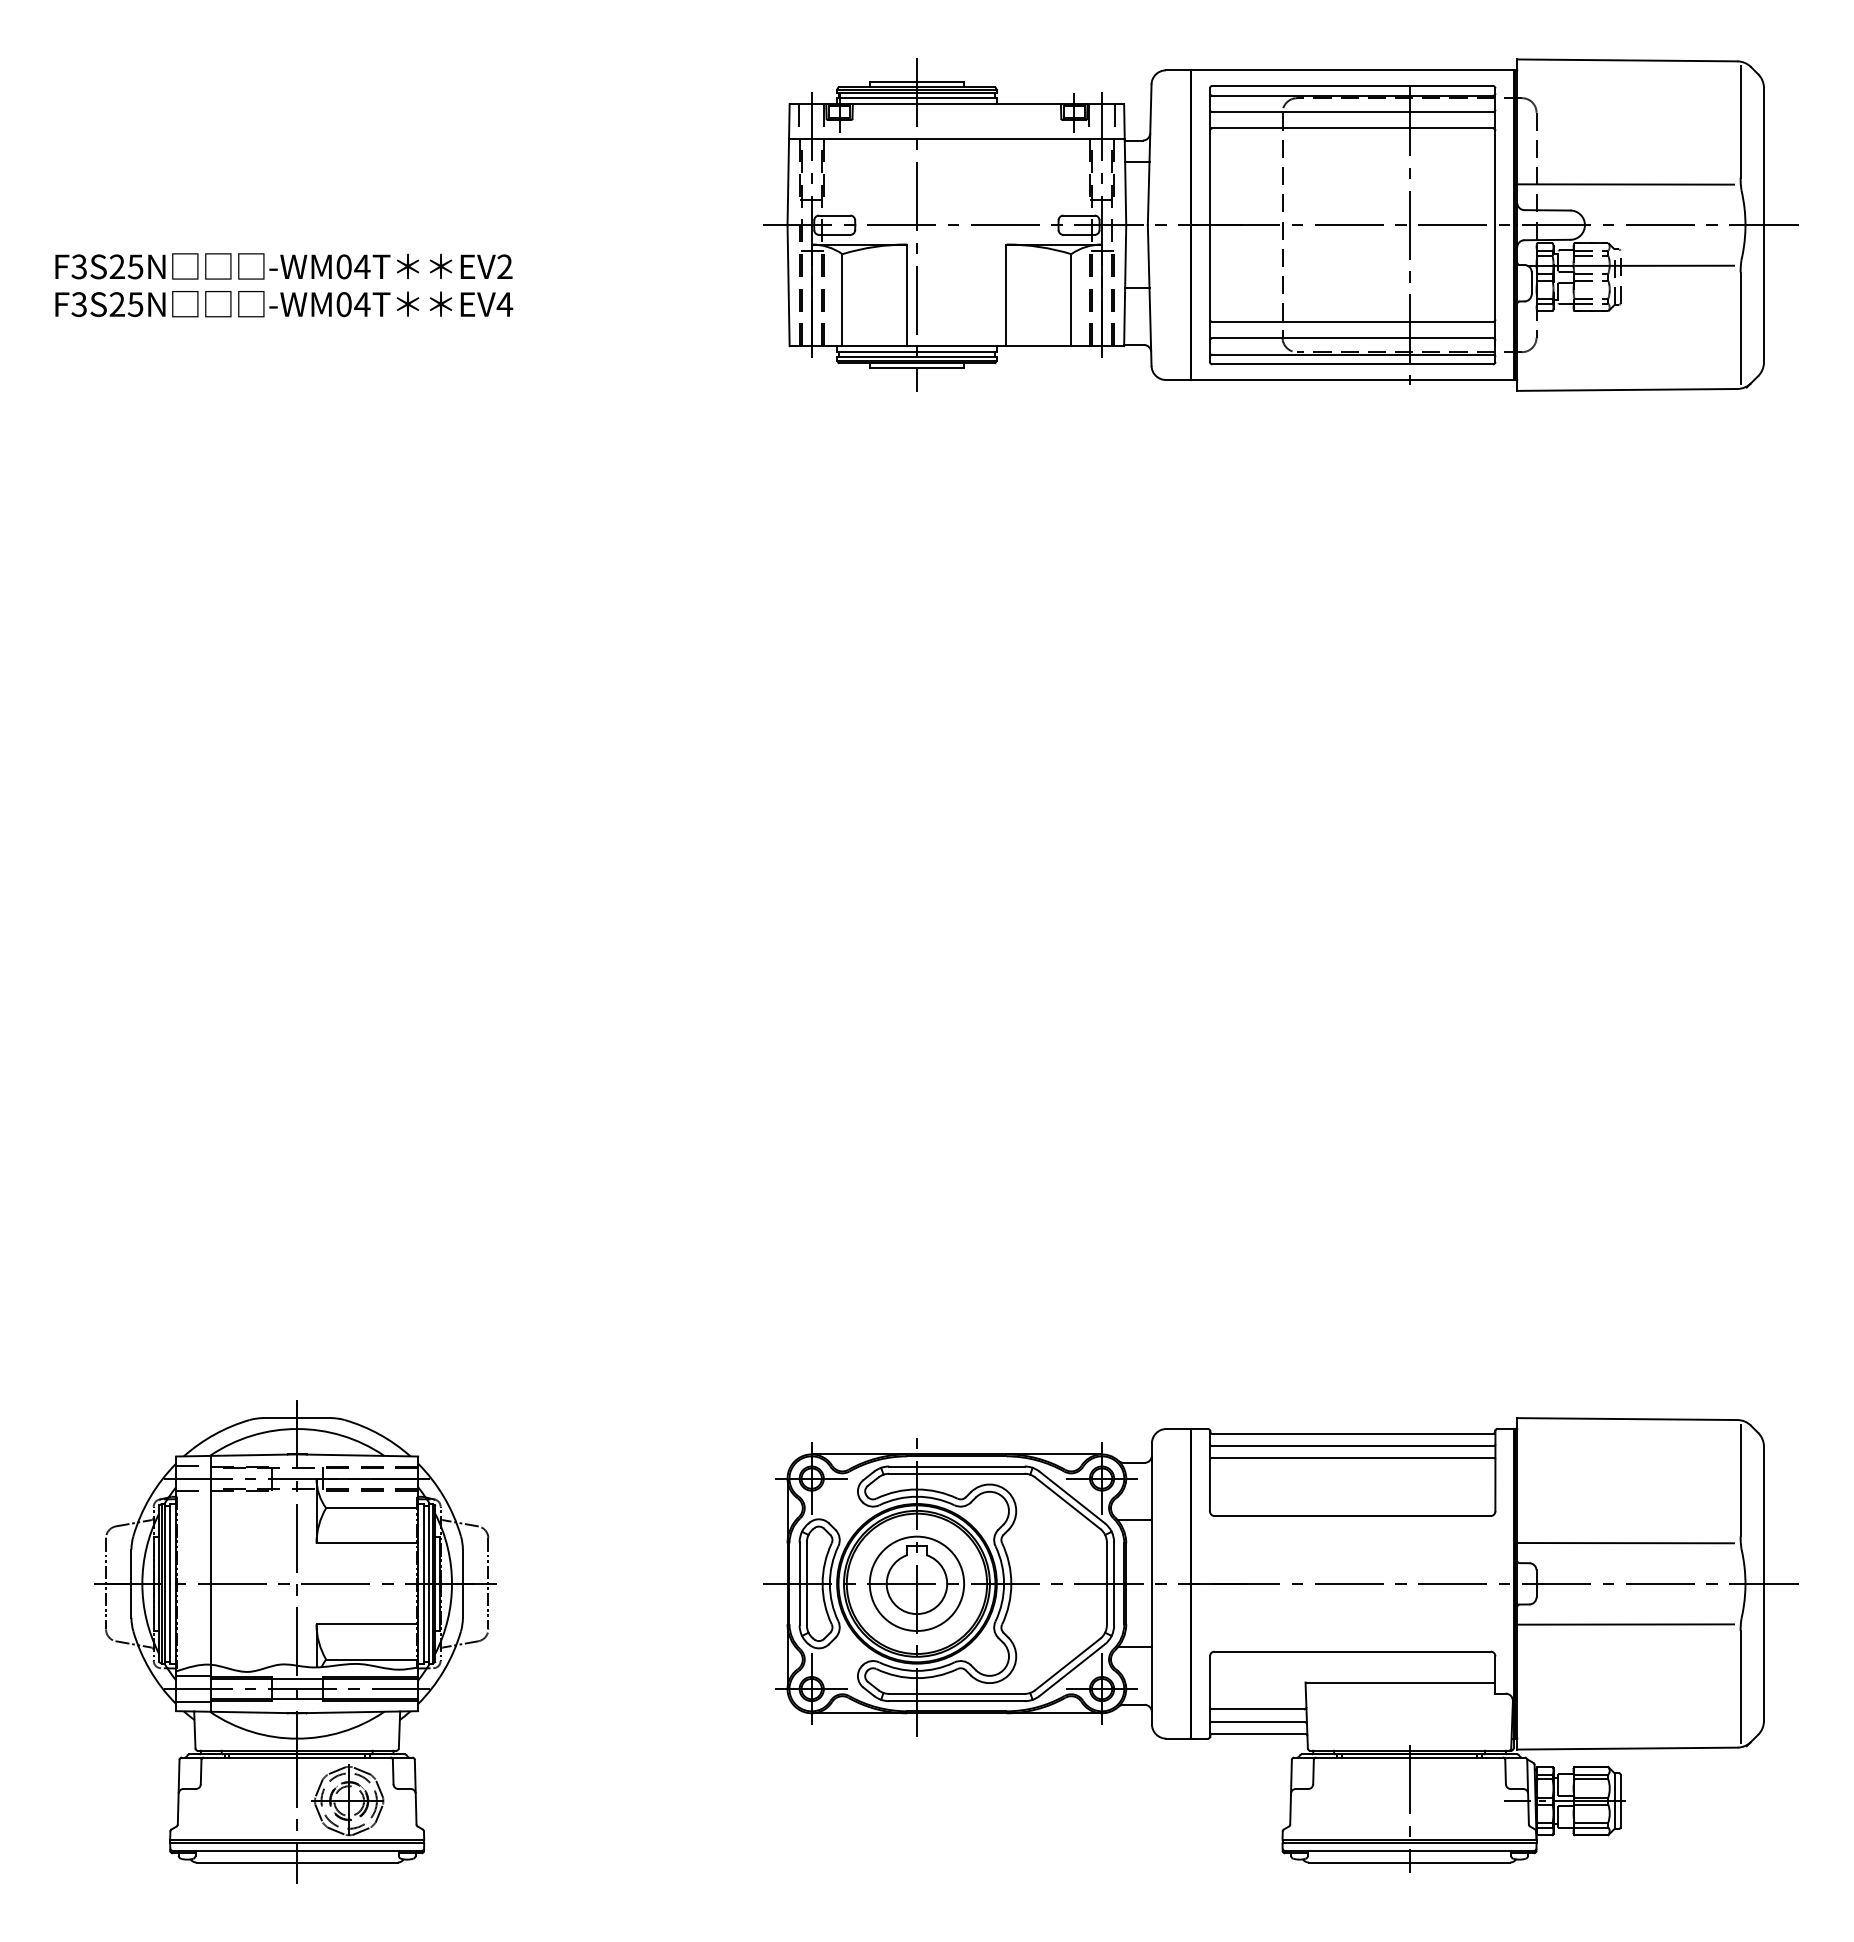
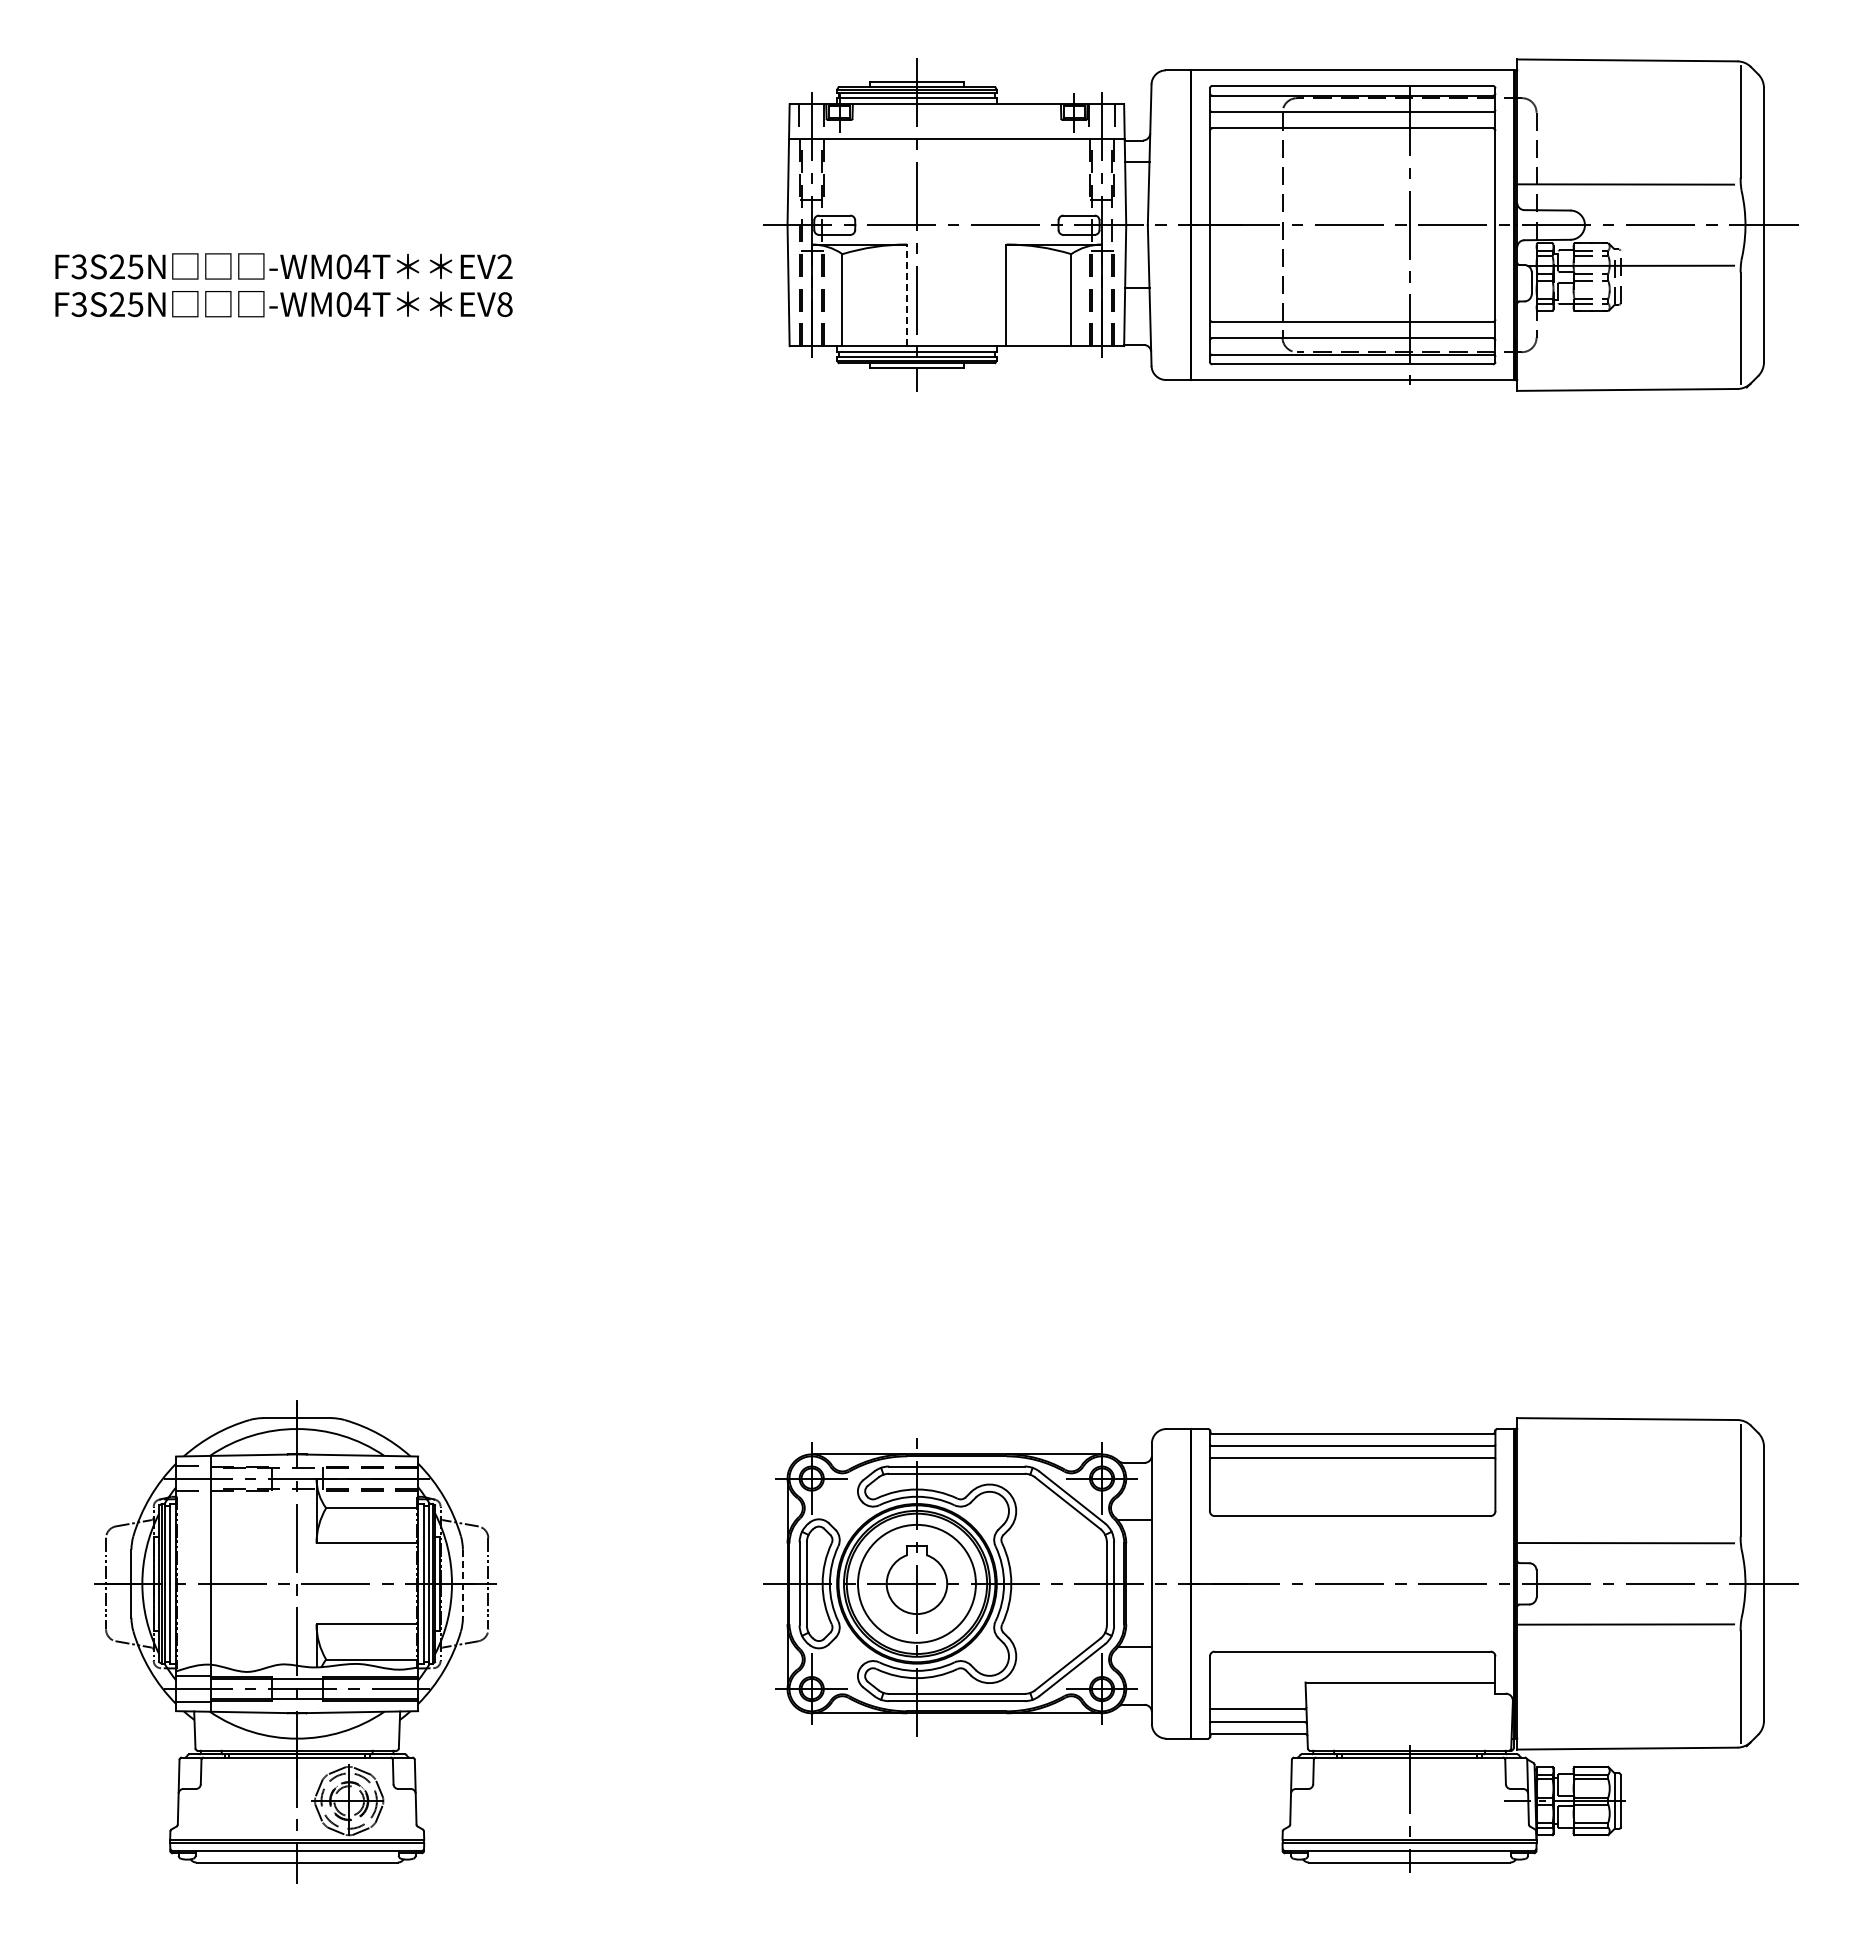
line: solid -> dashed (907, 295)
text: EV4 -> EV8 (504, 304)
circle diameter: 94 px -> 118 px (916, 1583)
line: solid -> dashed (462, 1584)
